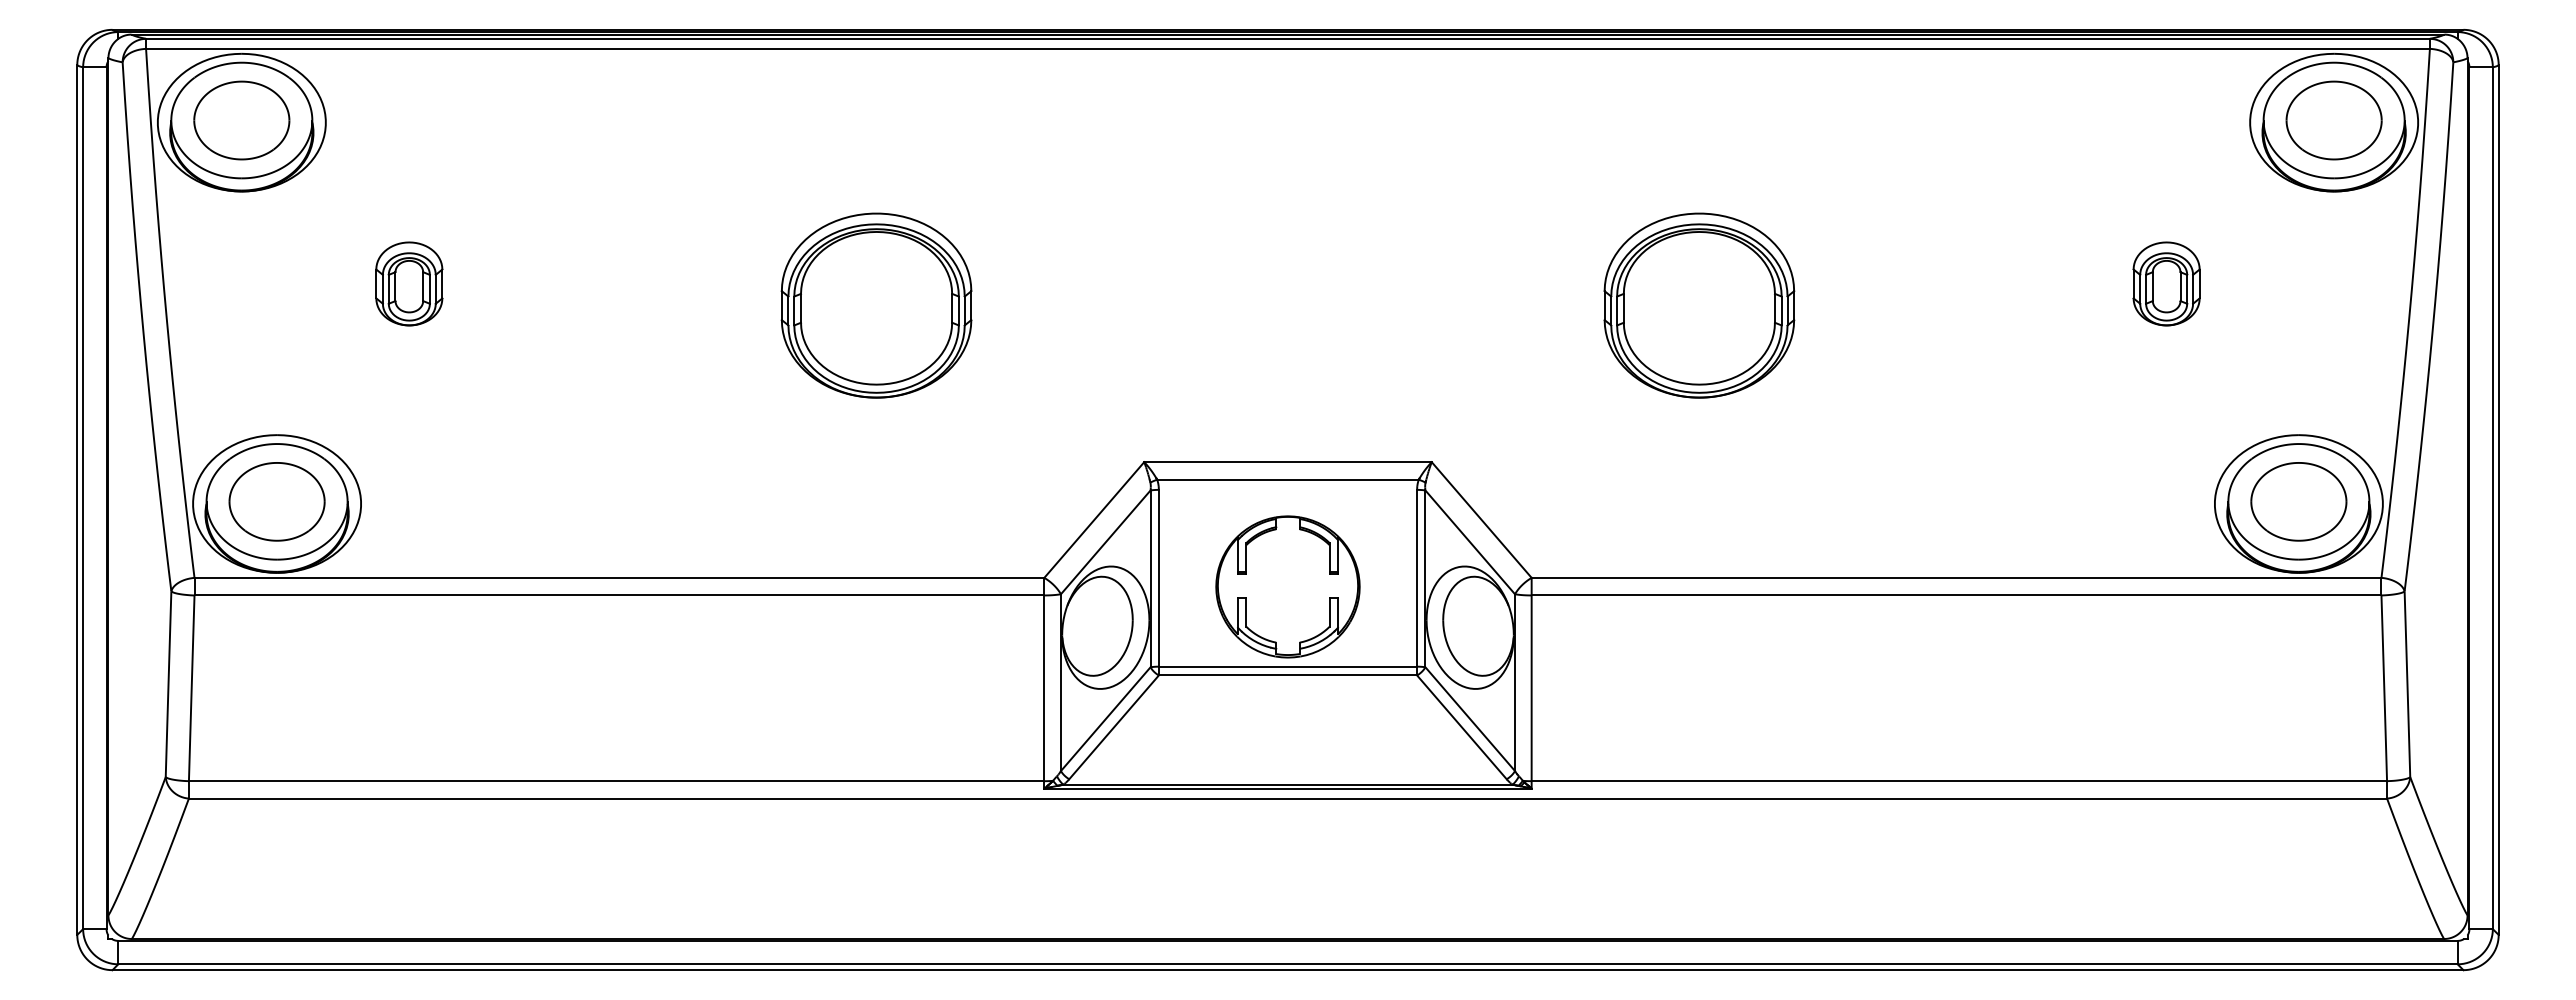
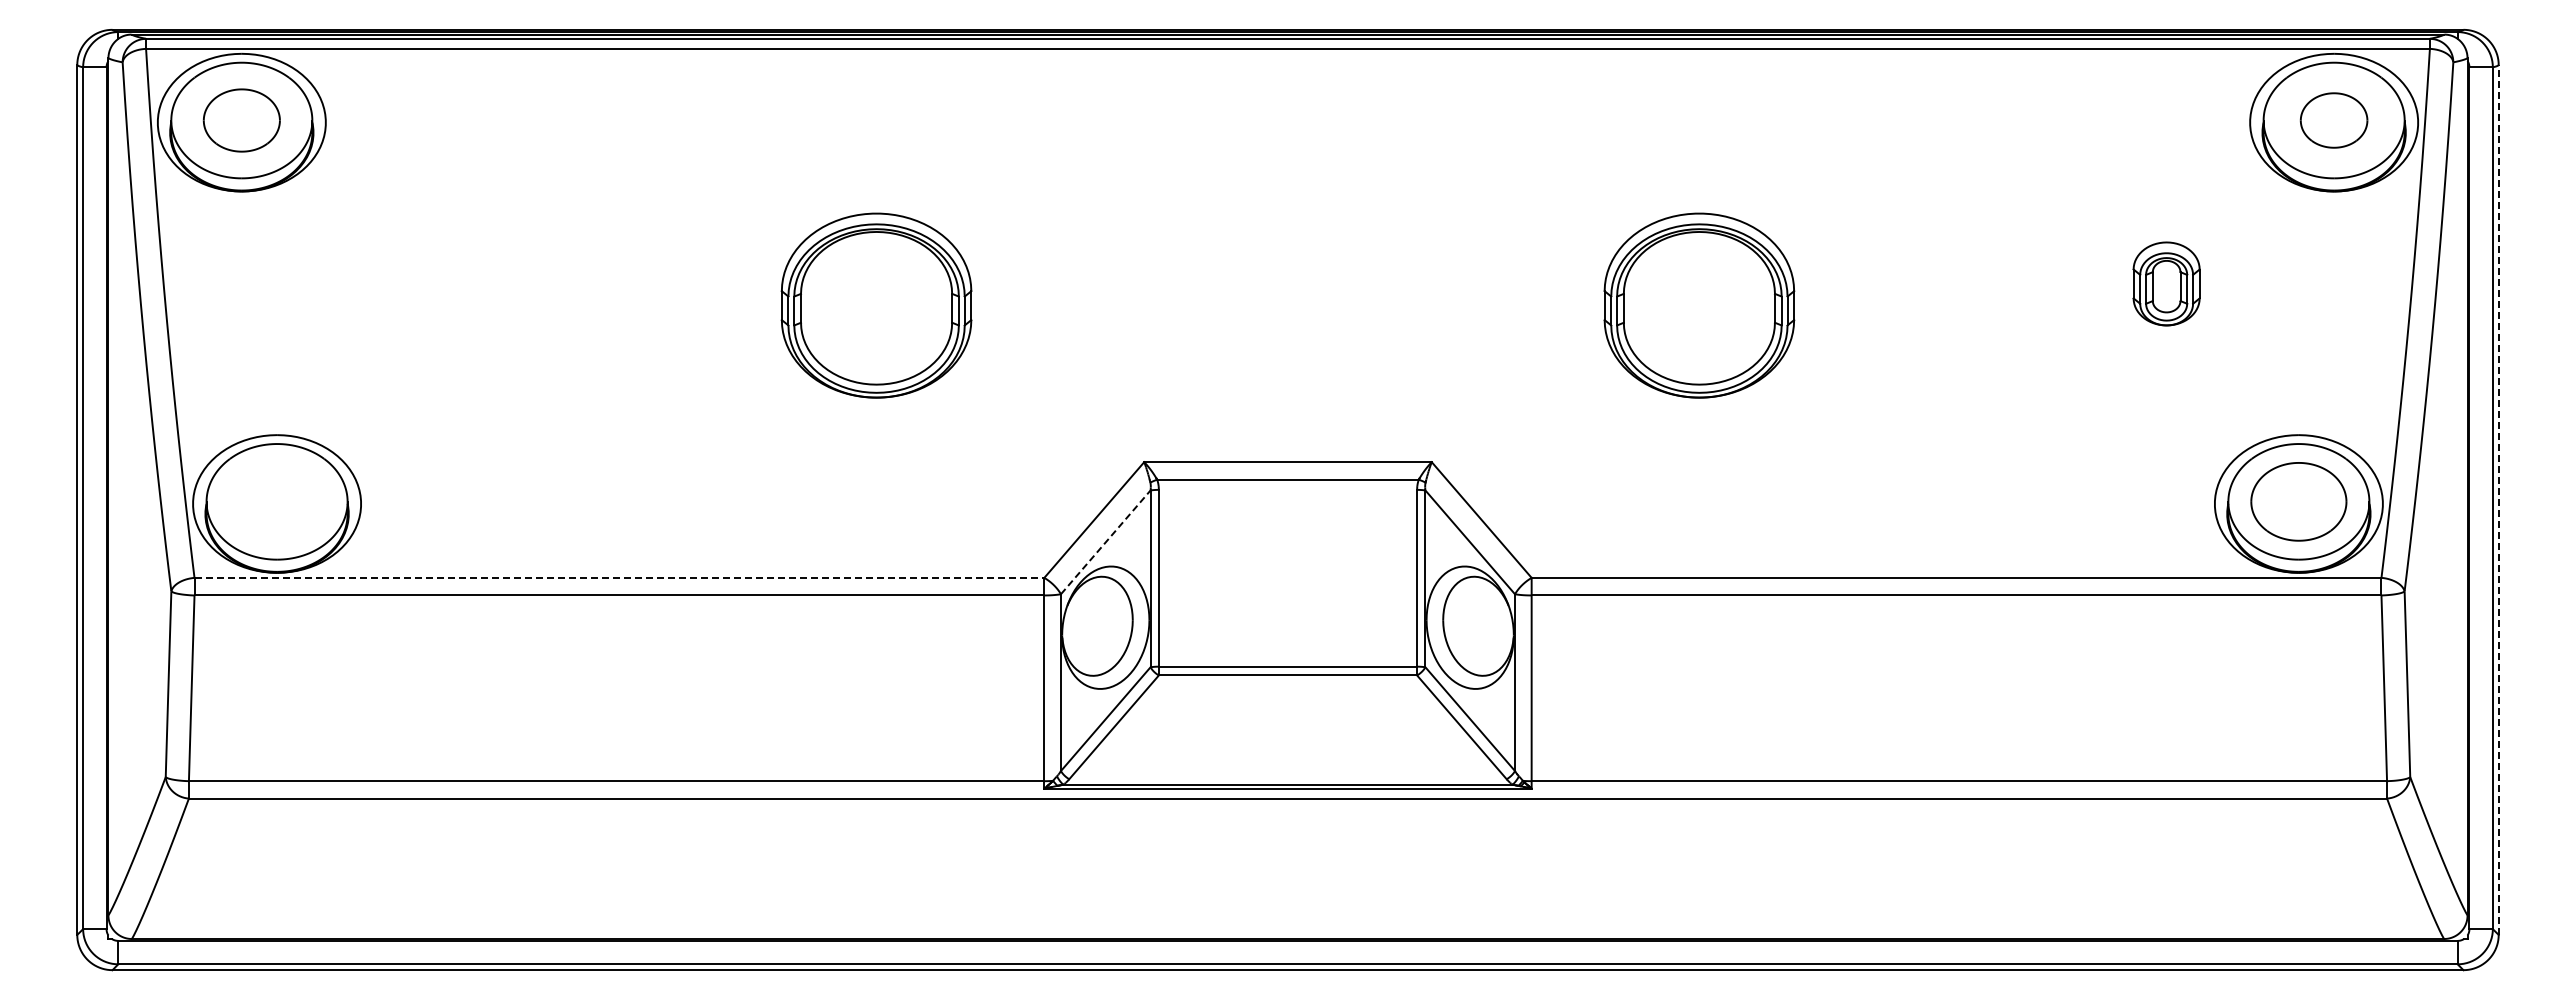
part size: 98x81 px -> 79x65 px (241, 120)
part size: 98x81 px -> 70x57 px (2333, 120)
part: present -> none (409, 283)
line: solid -> dashed (2498, 500)
part: present -> none (276, 501)
line: solid -> dashed (1105, 542)
line: solid -> dashed (619, 577)
part: present -> none (1287, 586)
